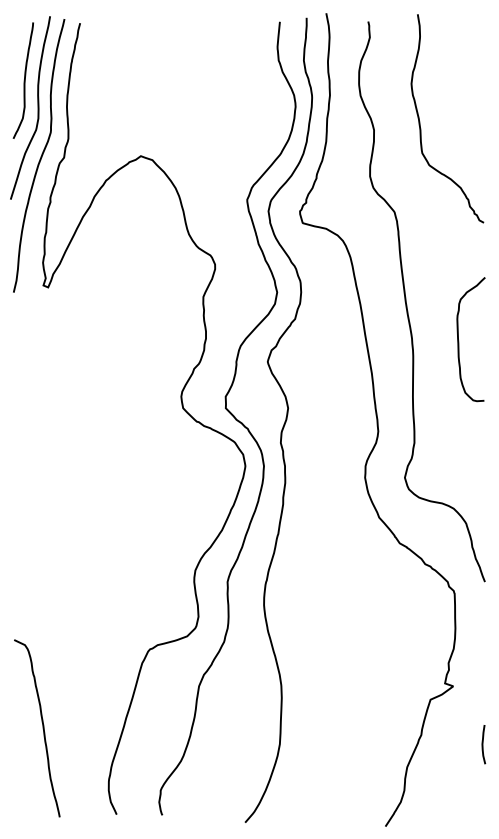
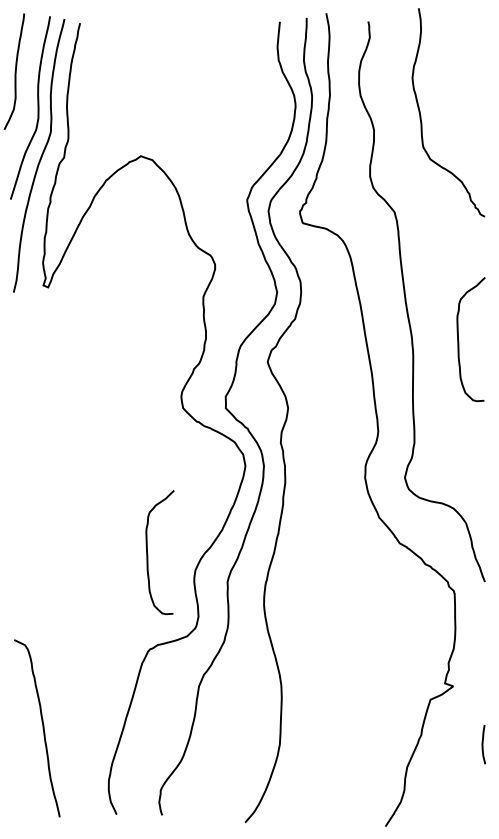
curve position: (23, 80) -> (14, 71) (14, 71)
curve position: (420, 121) -> (421, 115) (421, 115)
curve: none -> present (148, 553)
